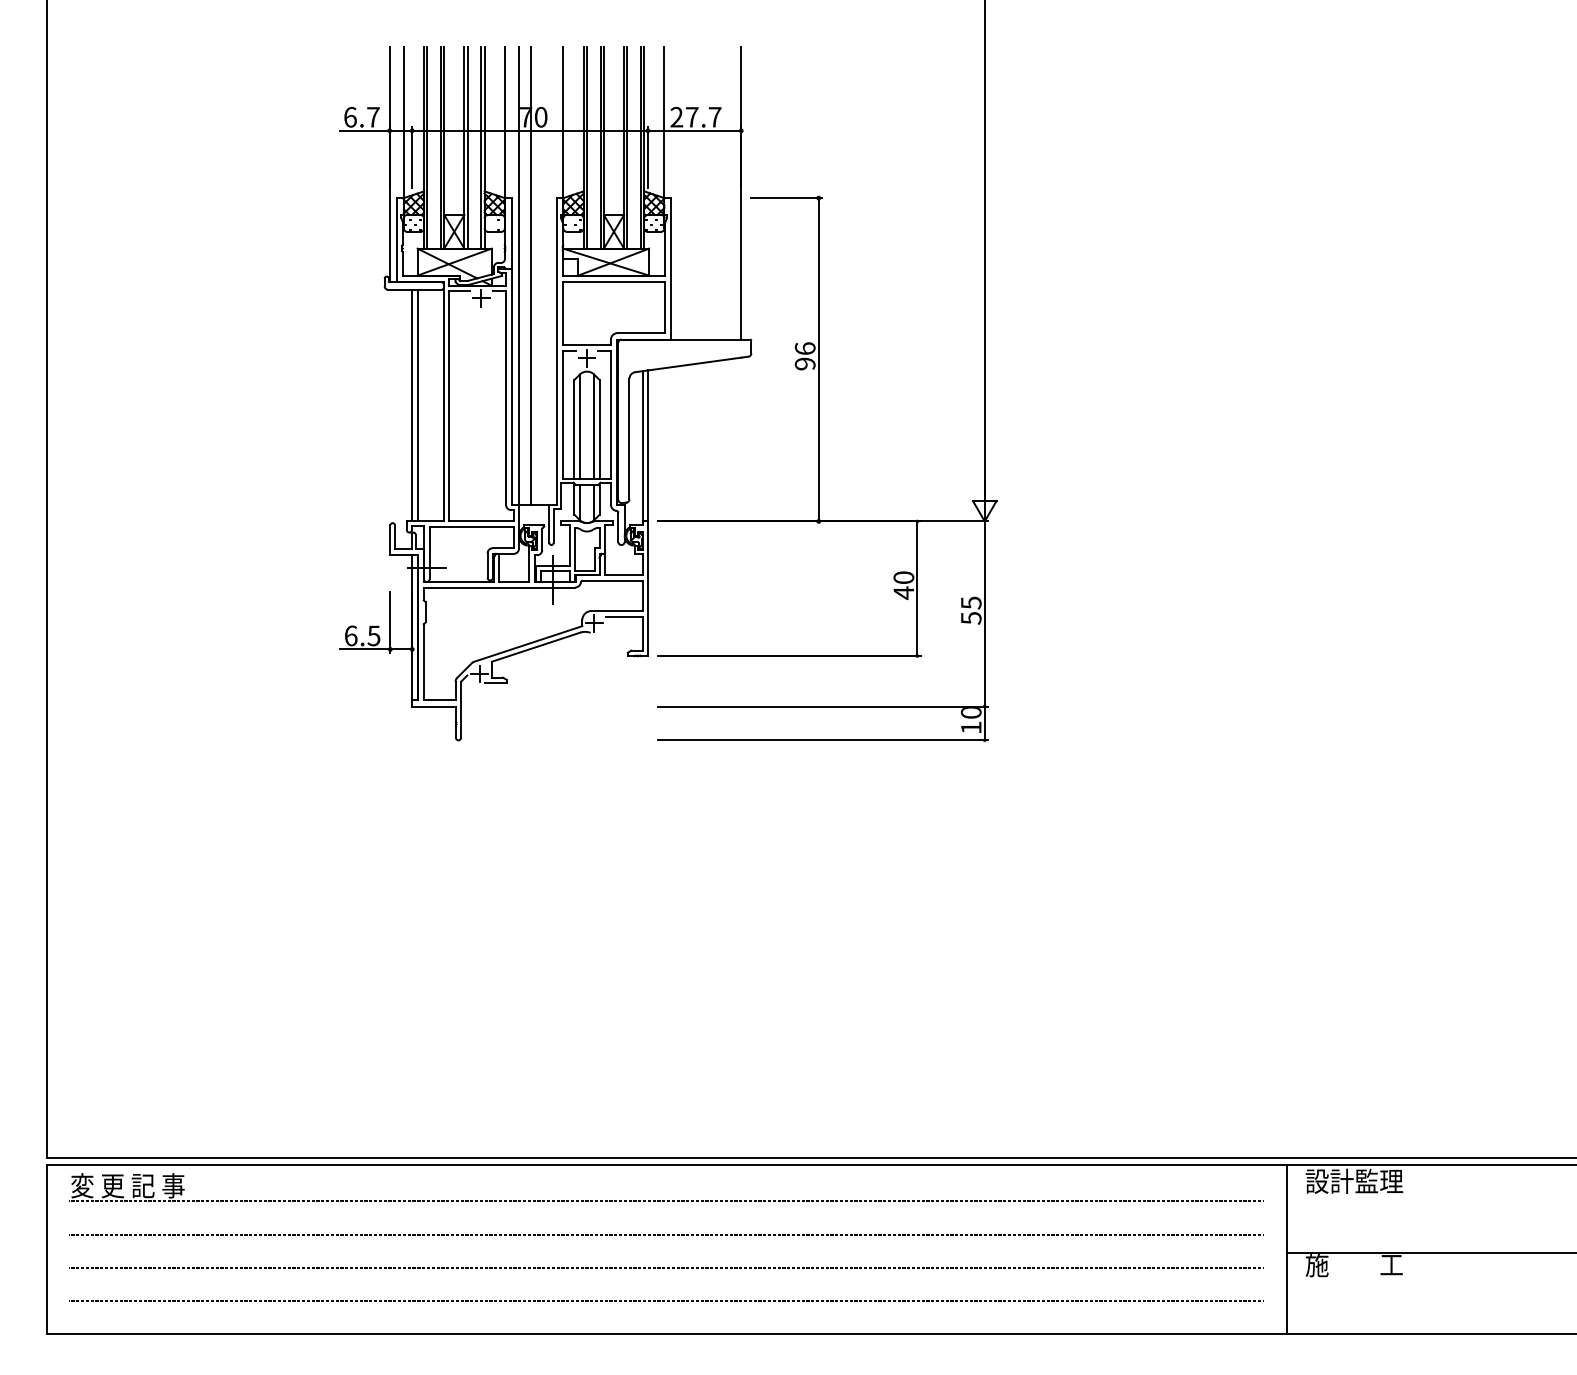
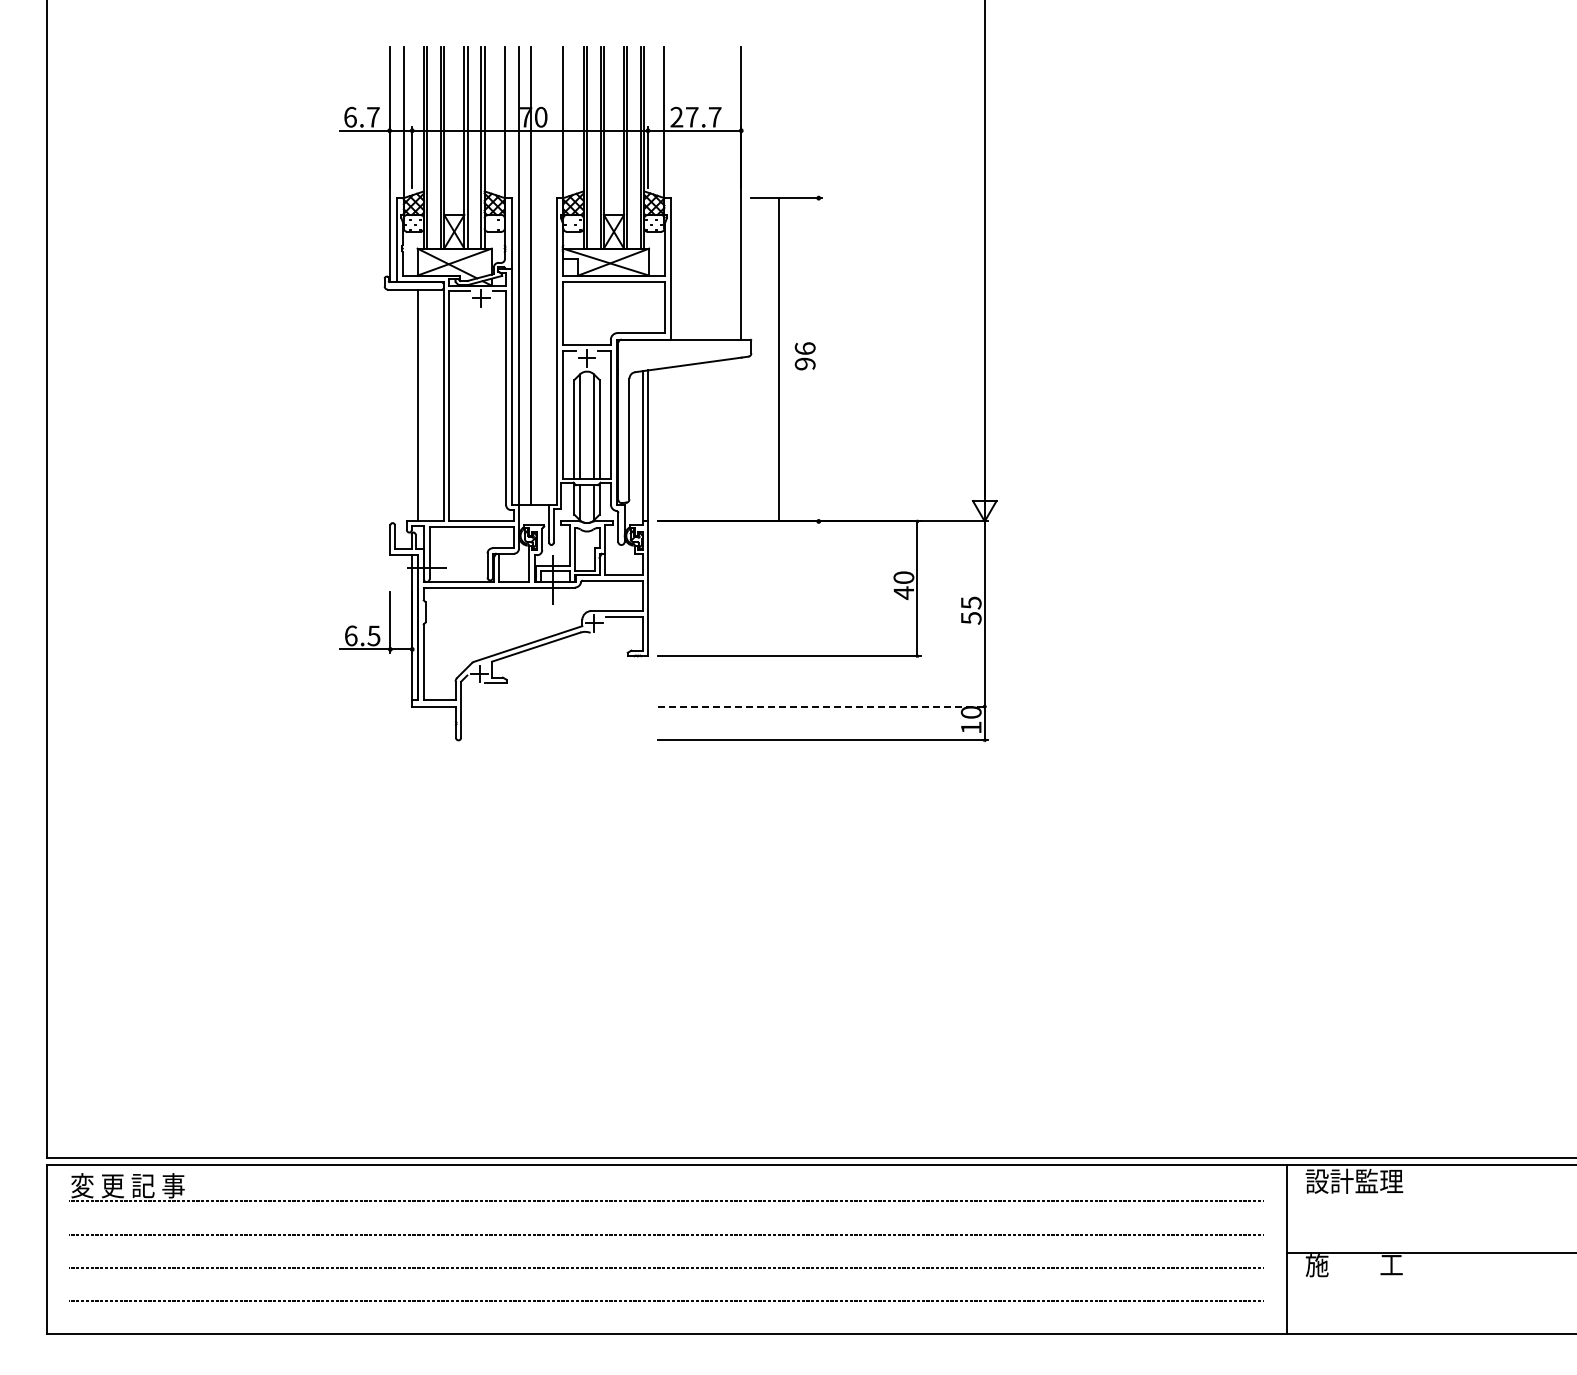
line position: (818, 359) -> (778, 359) (778, 359)
line: present -> none (412, 405)
line: solid -> dashed (823, 706)
